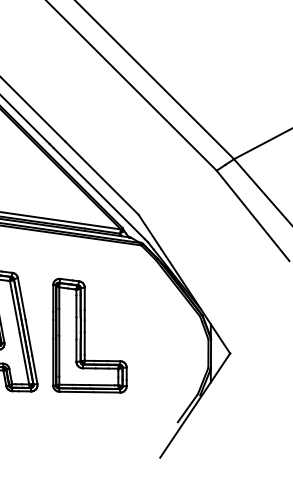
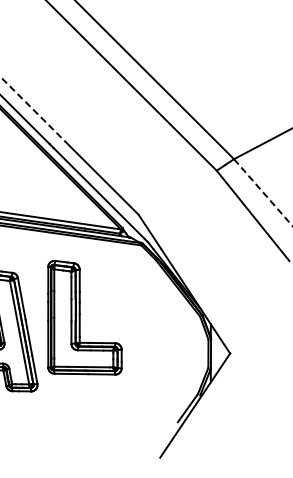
line: solid -> dashed (32, 109)
line: solid -> dashed (263, 192)
part position: (89, 335) -> (84, 317) (84, 317)
